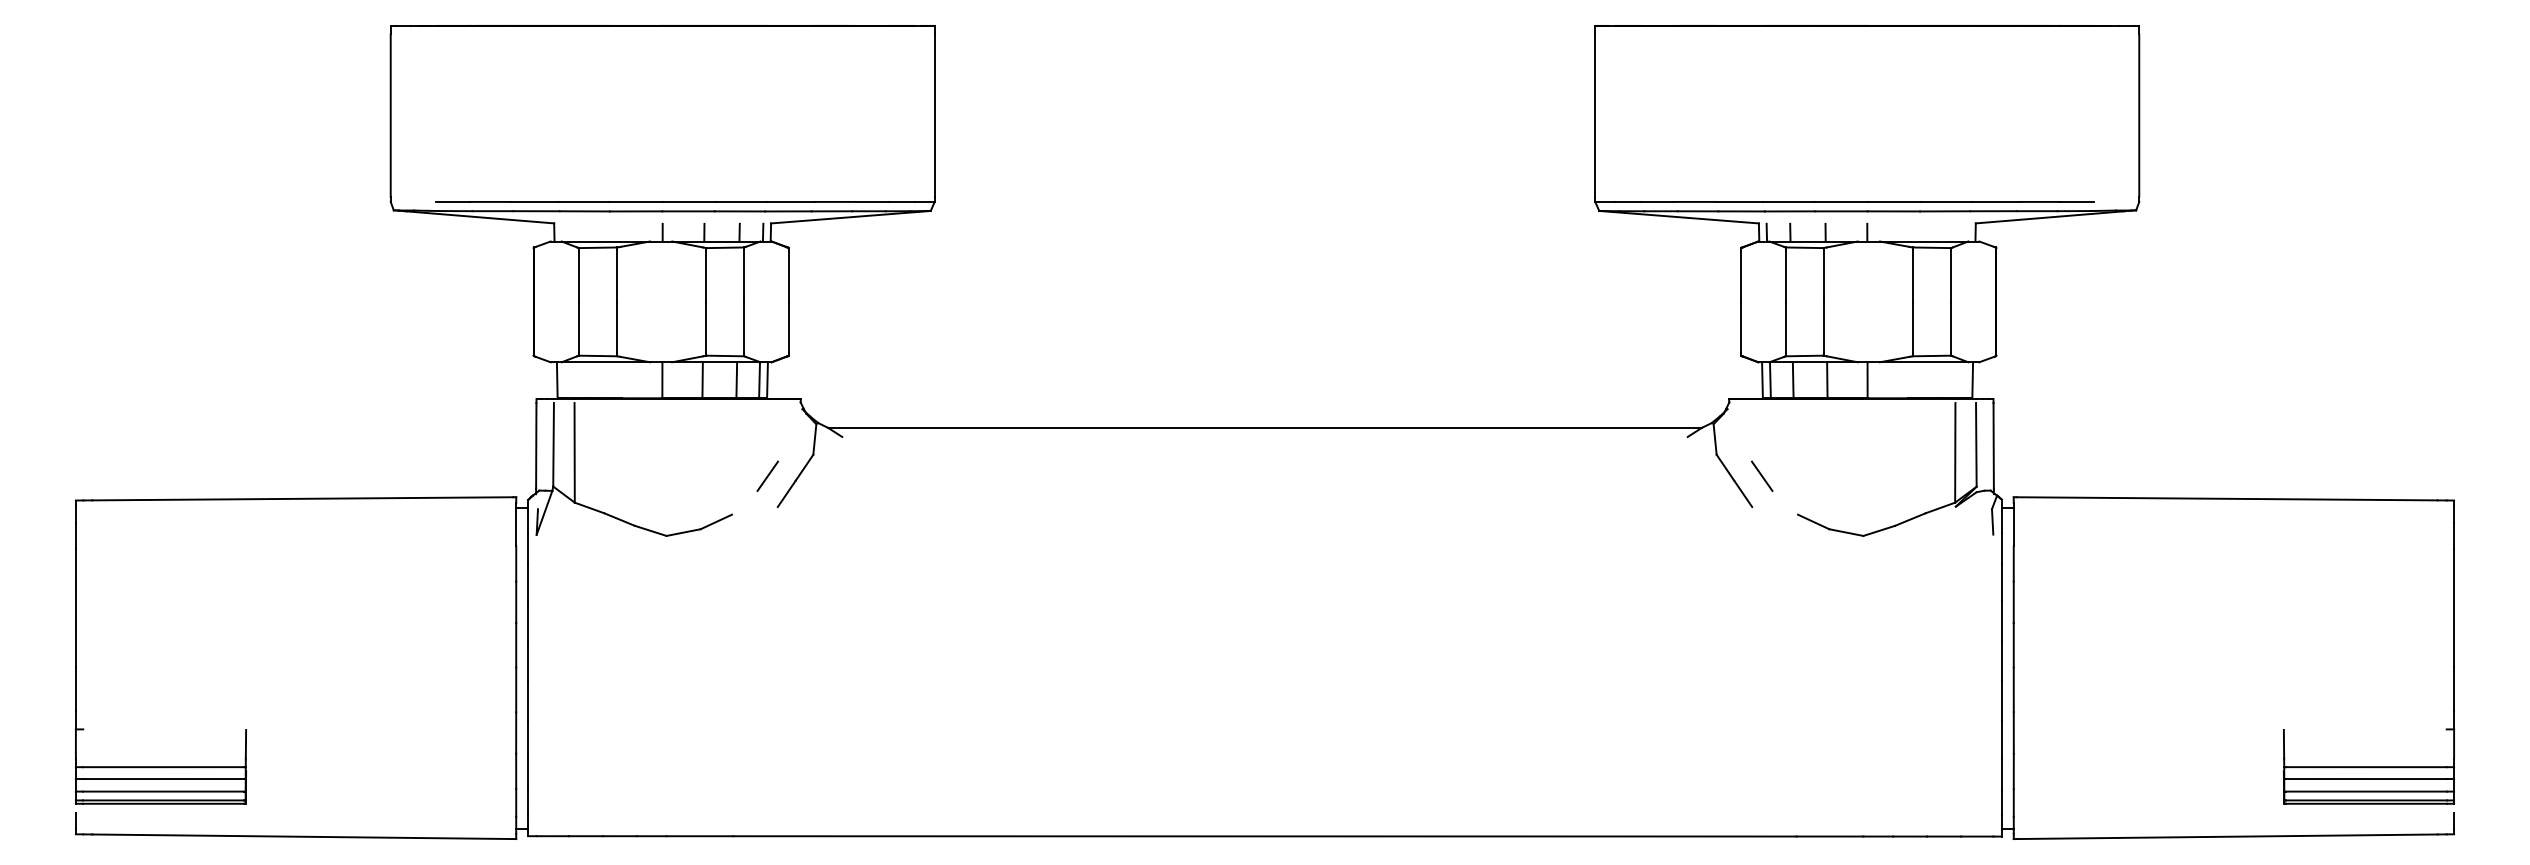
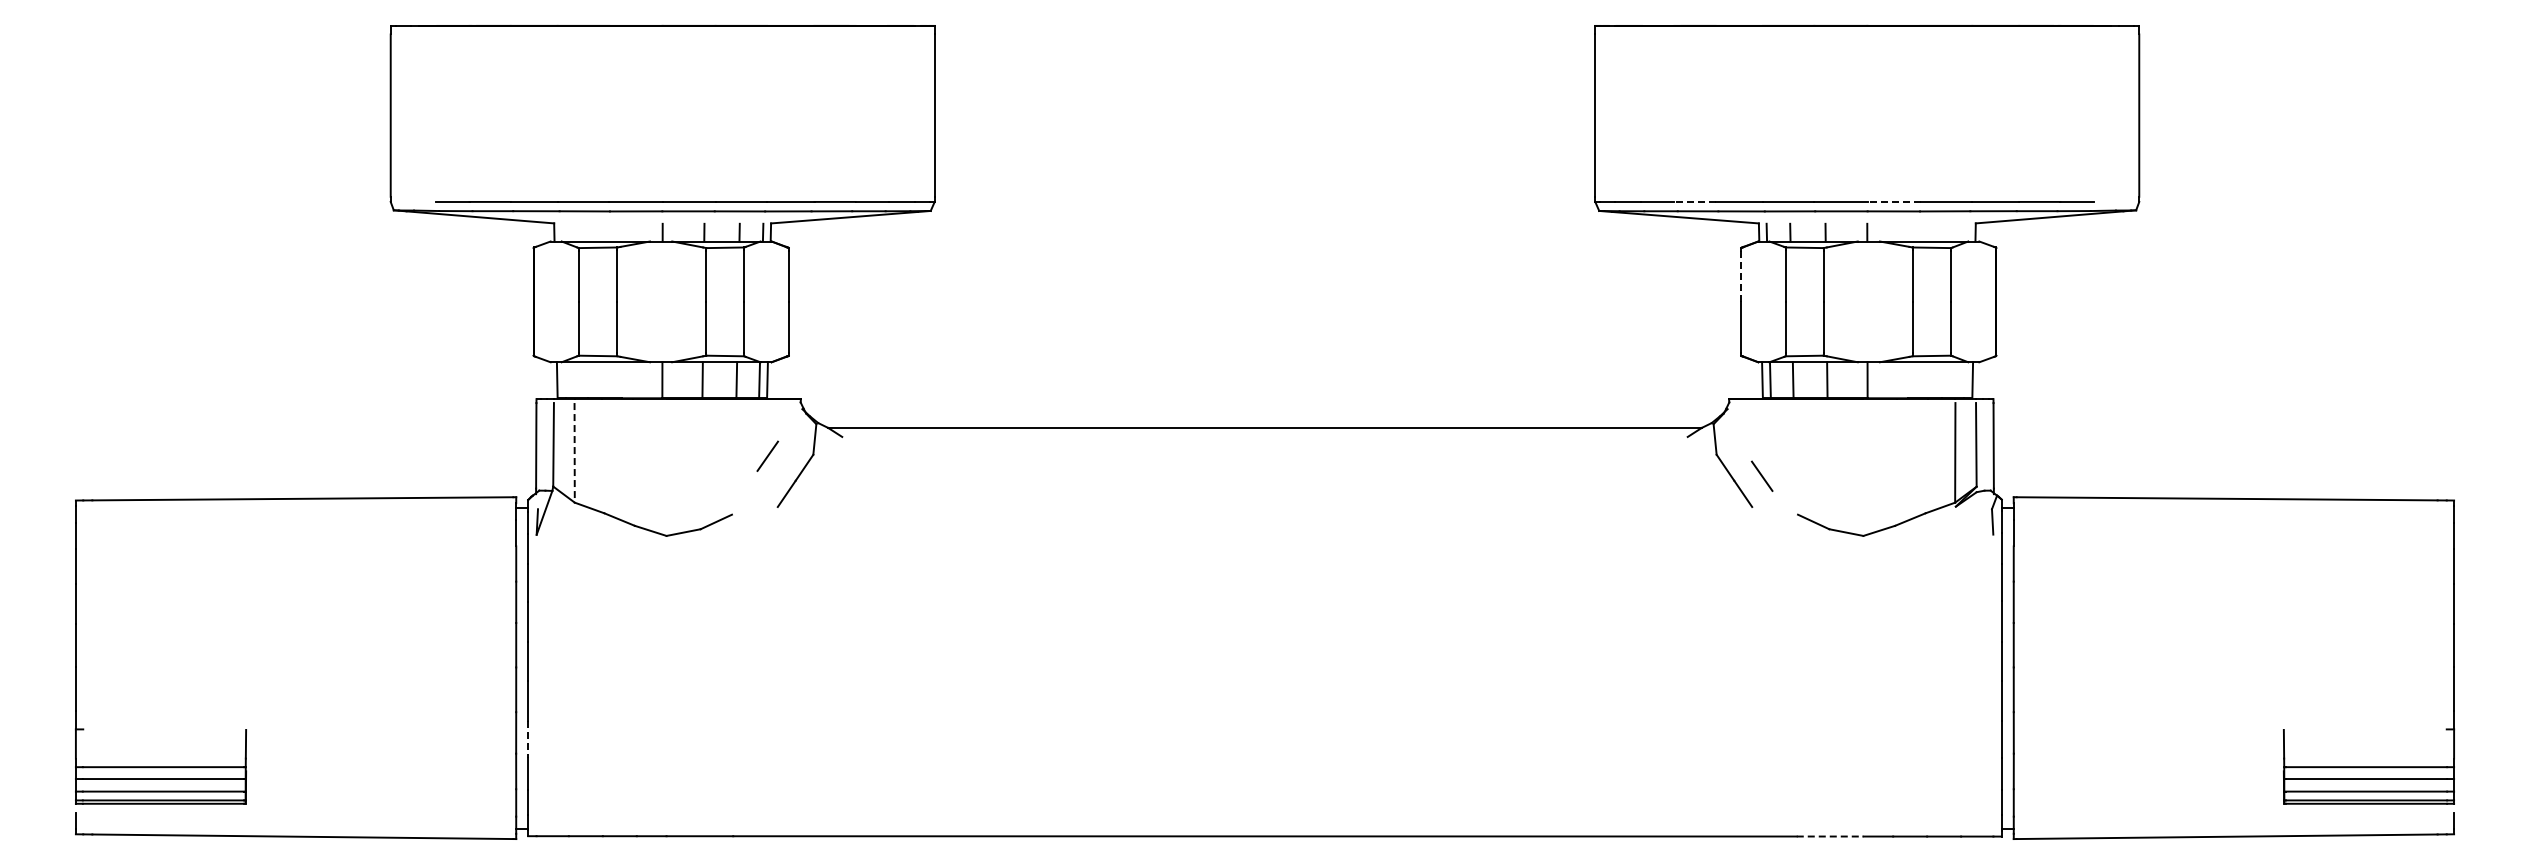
line: solid -> dashed (1694, 201)
line: solid -> dashed (1894, 201)
line: solid -> dashed (1741, 276)
line: solid -> dashed (574, 452)
line position: (767, 475) -> (767, 455) (767, 455)
line: solid -> dashed (528, 740)
line: solid -> dashed (1830, 836)
